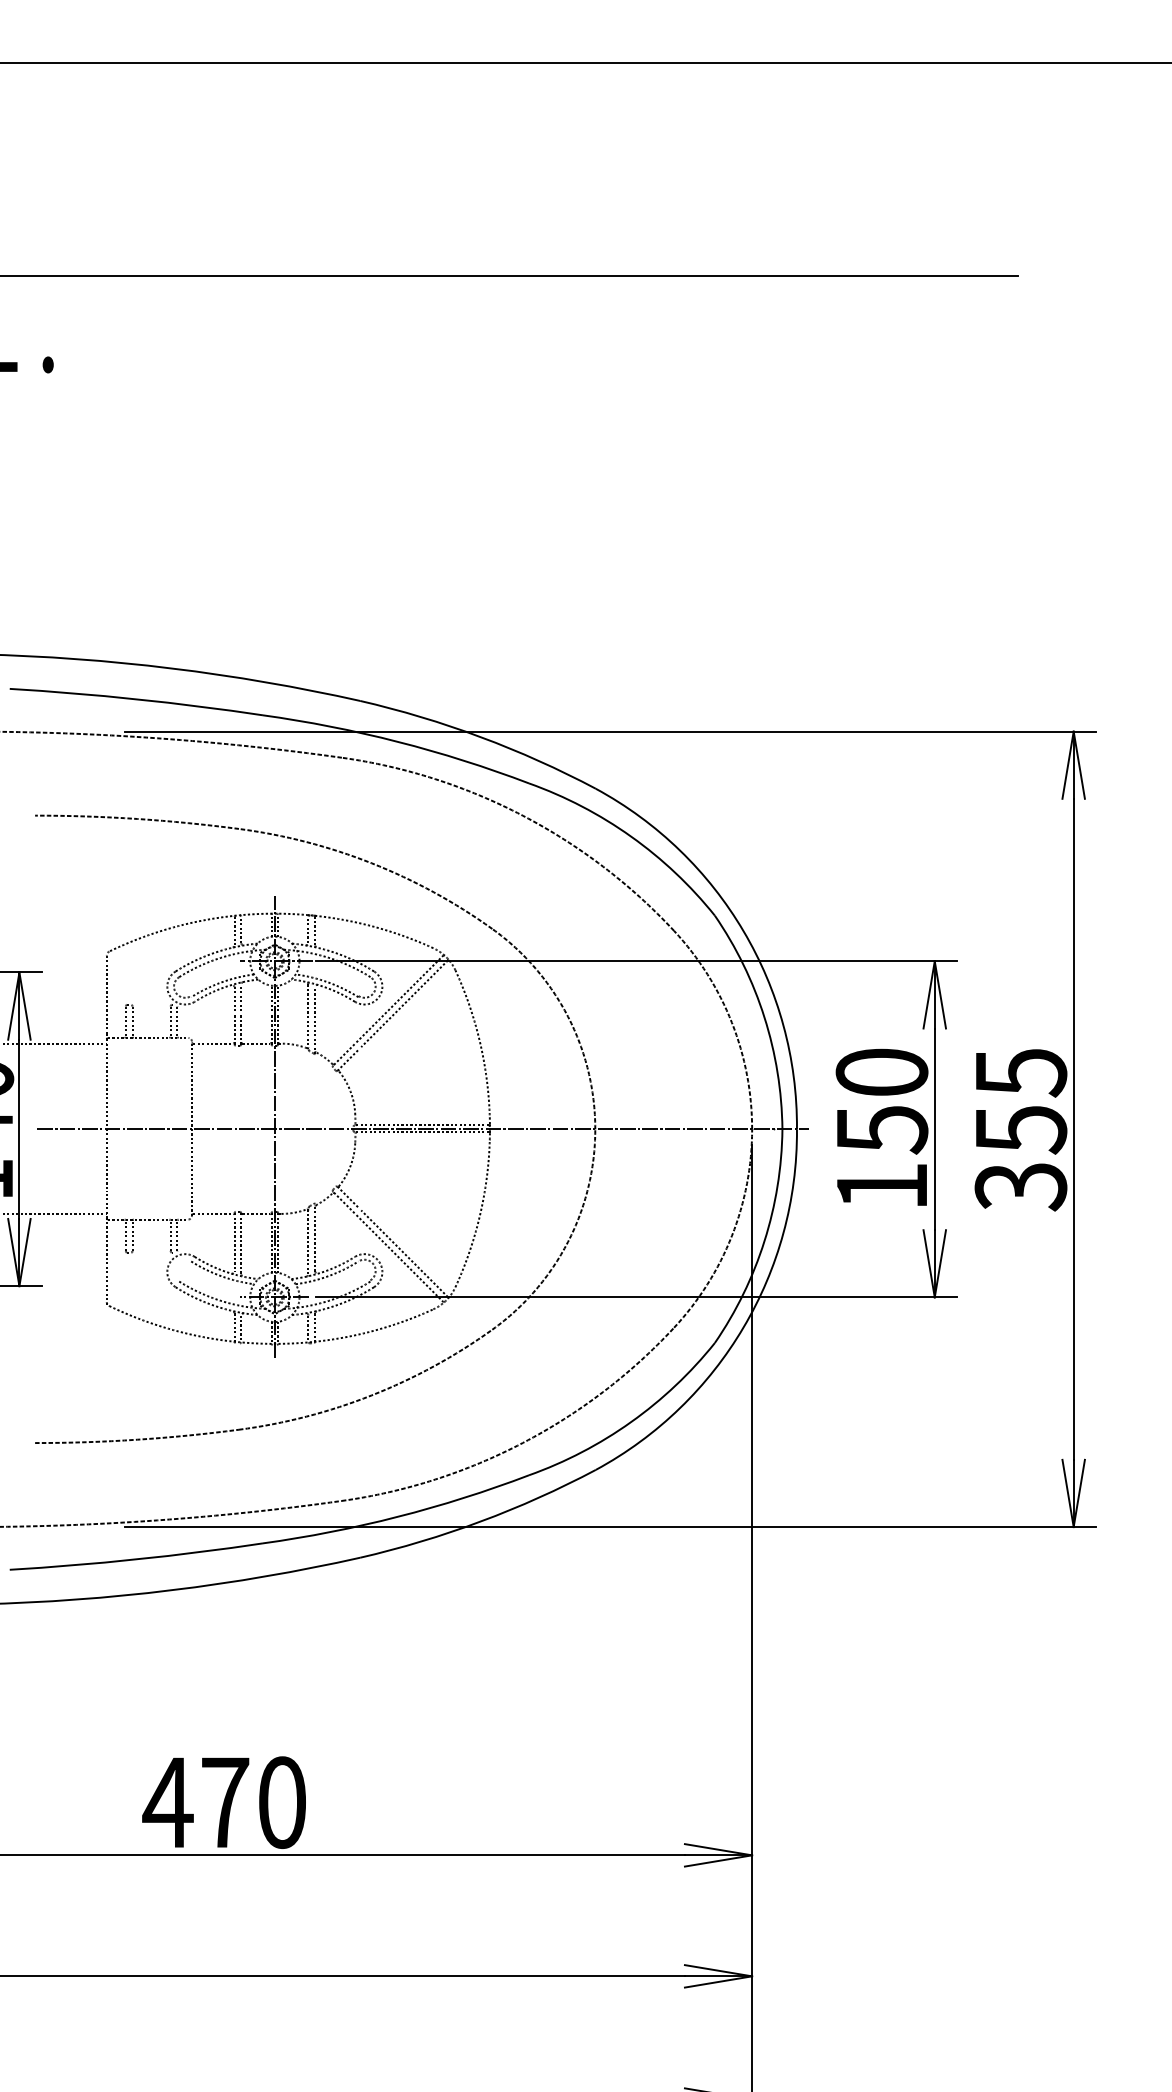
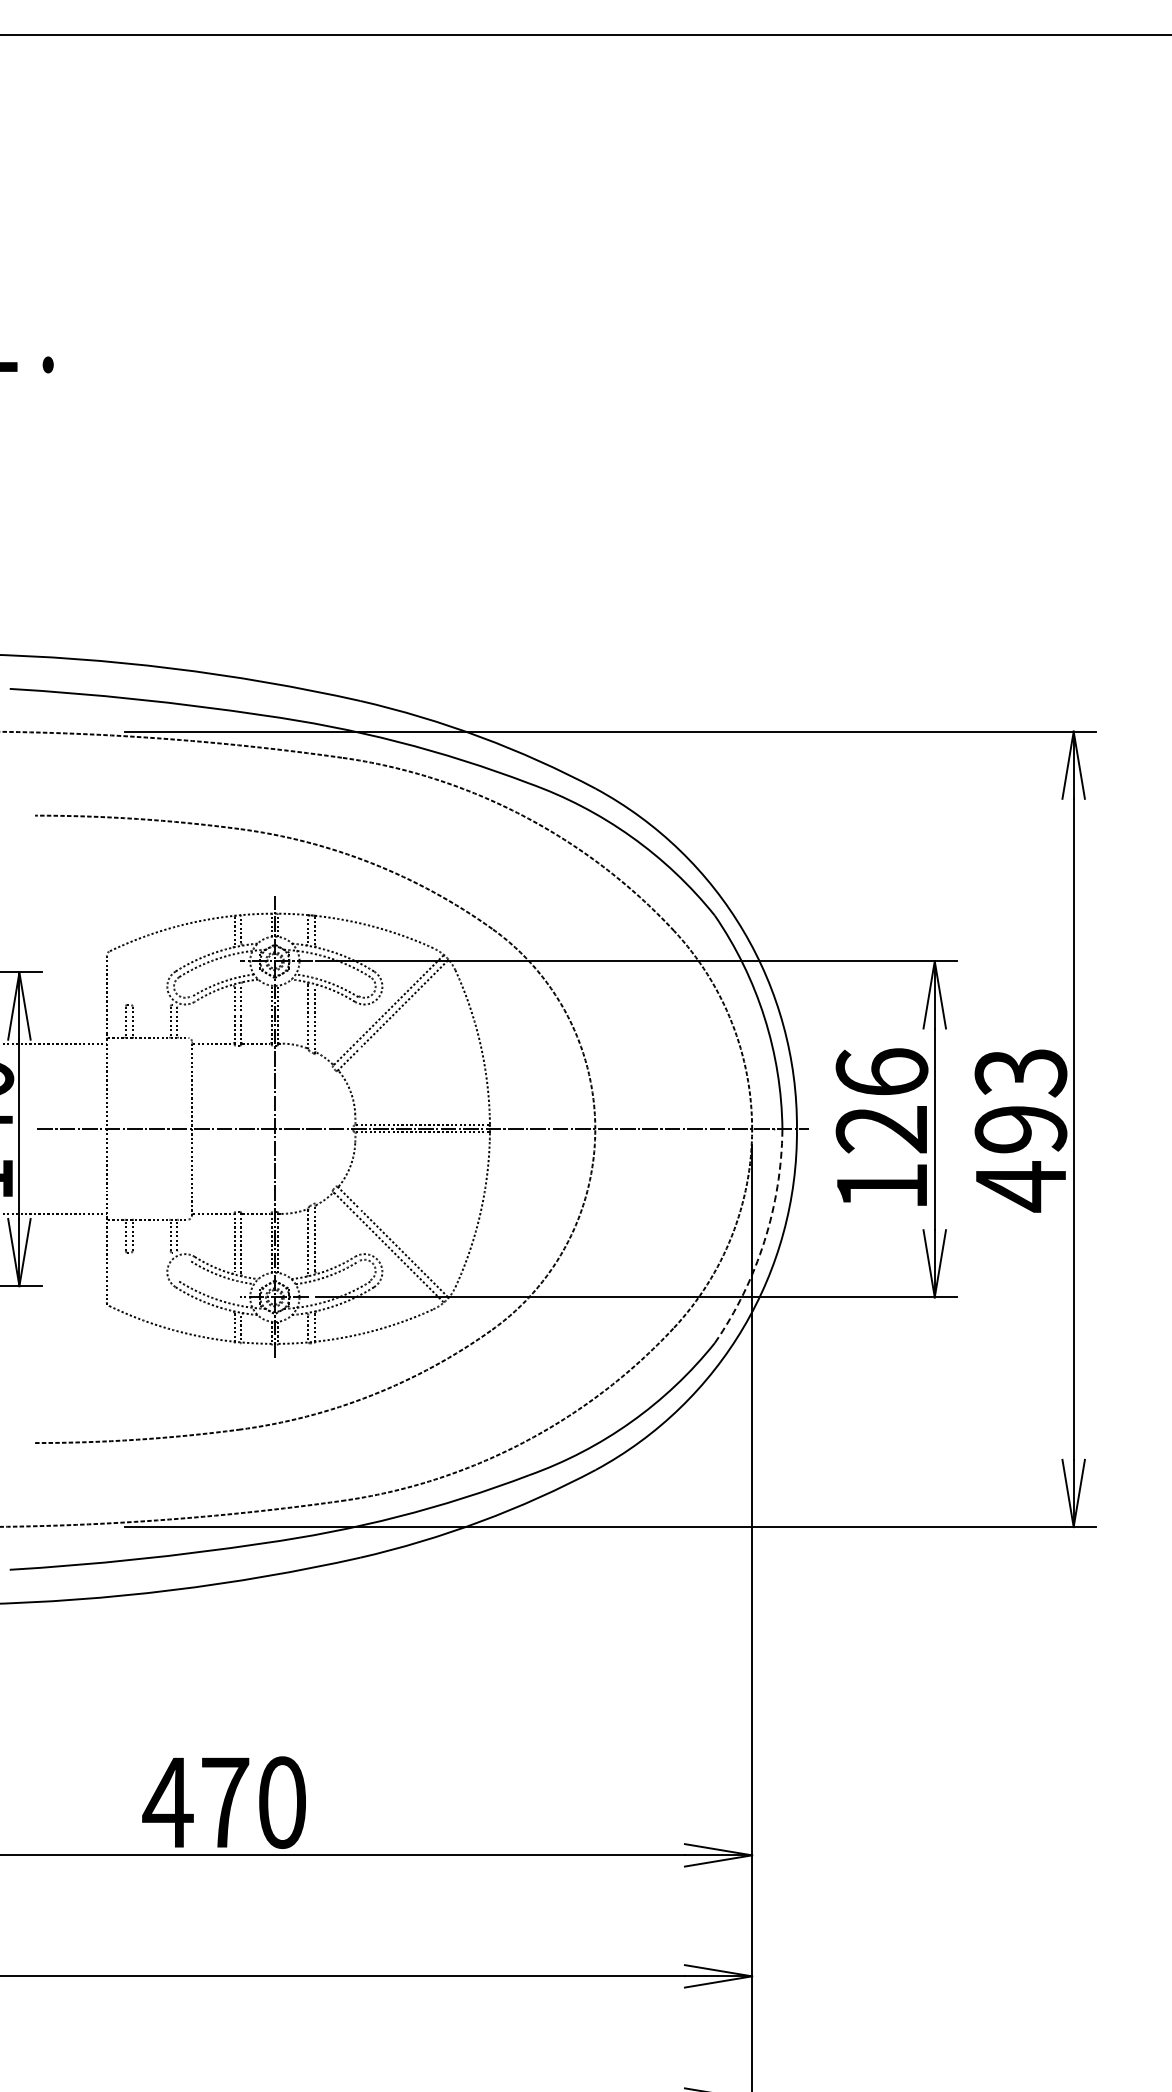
line position: (585, 62) -> (585, 34) (585, 34)
line: present -> none (509, 275)
text: 150 -> 126 (881, 1101)
text: 355 -> 493 (1020, 1130)
arc: solid -> dashed (764, 1241)
